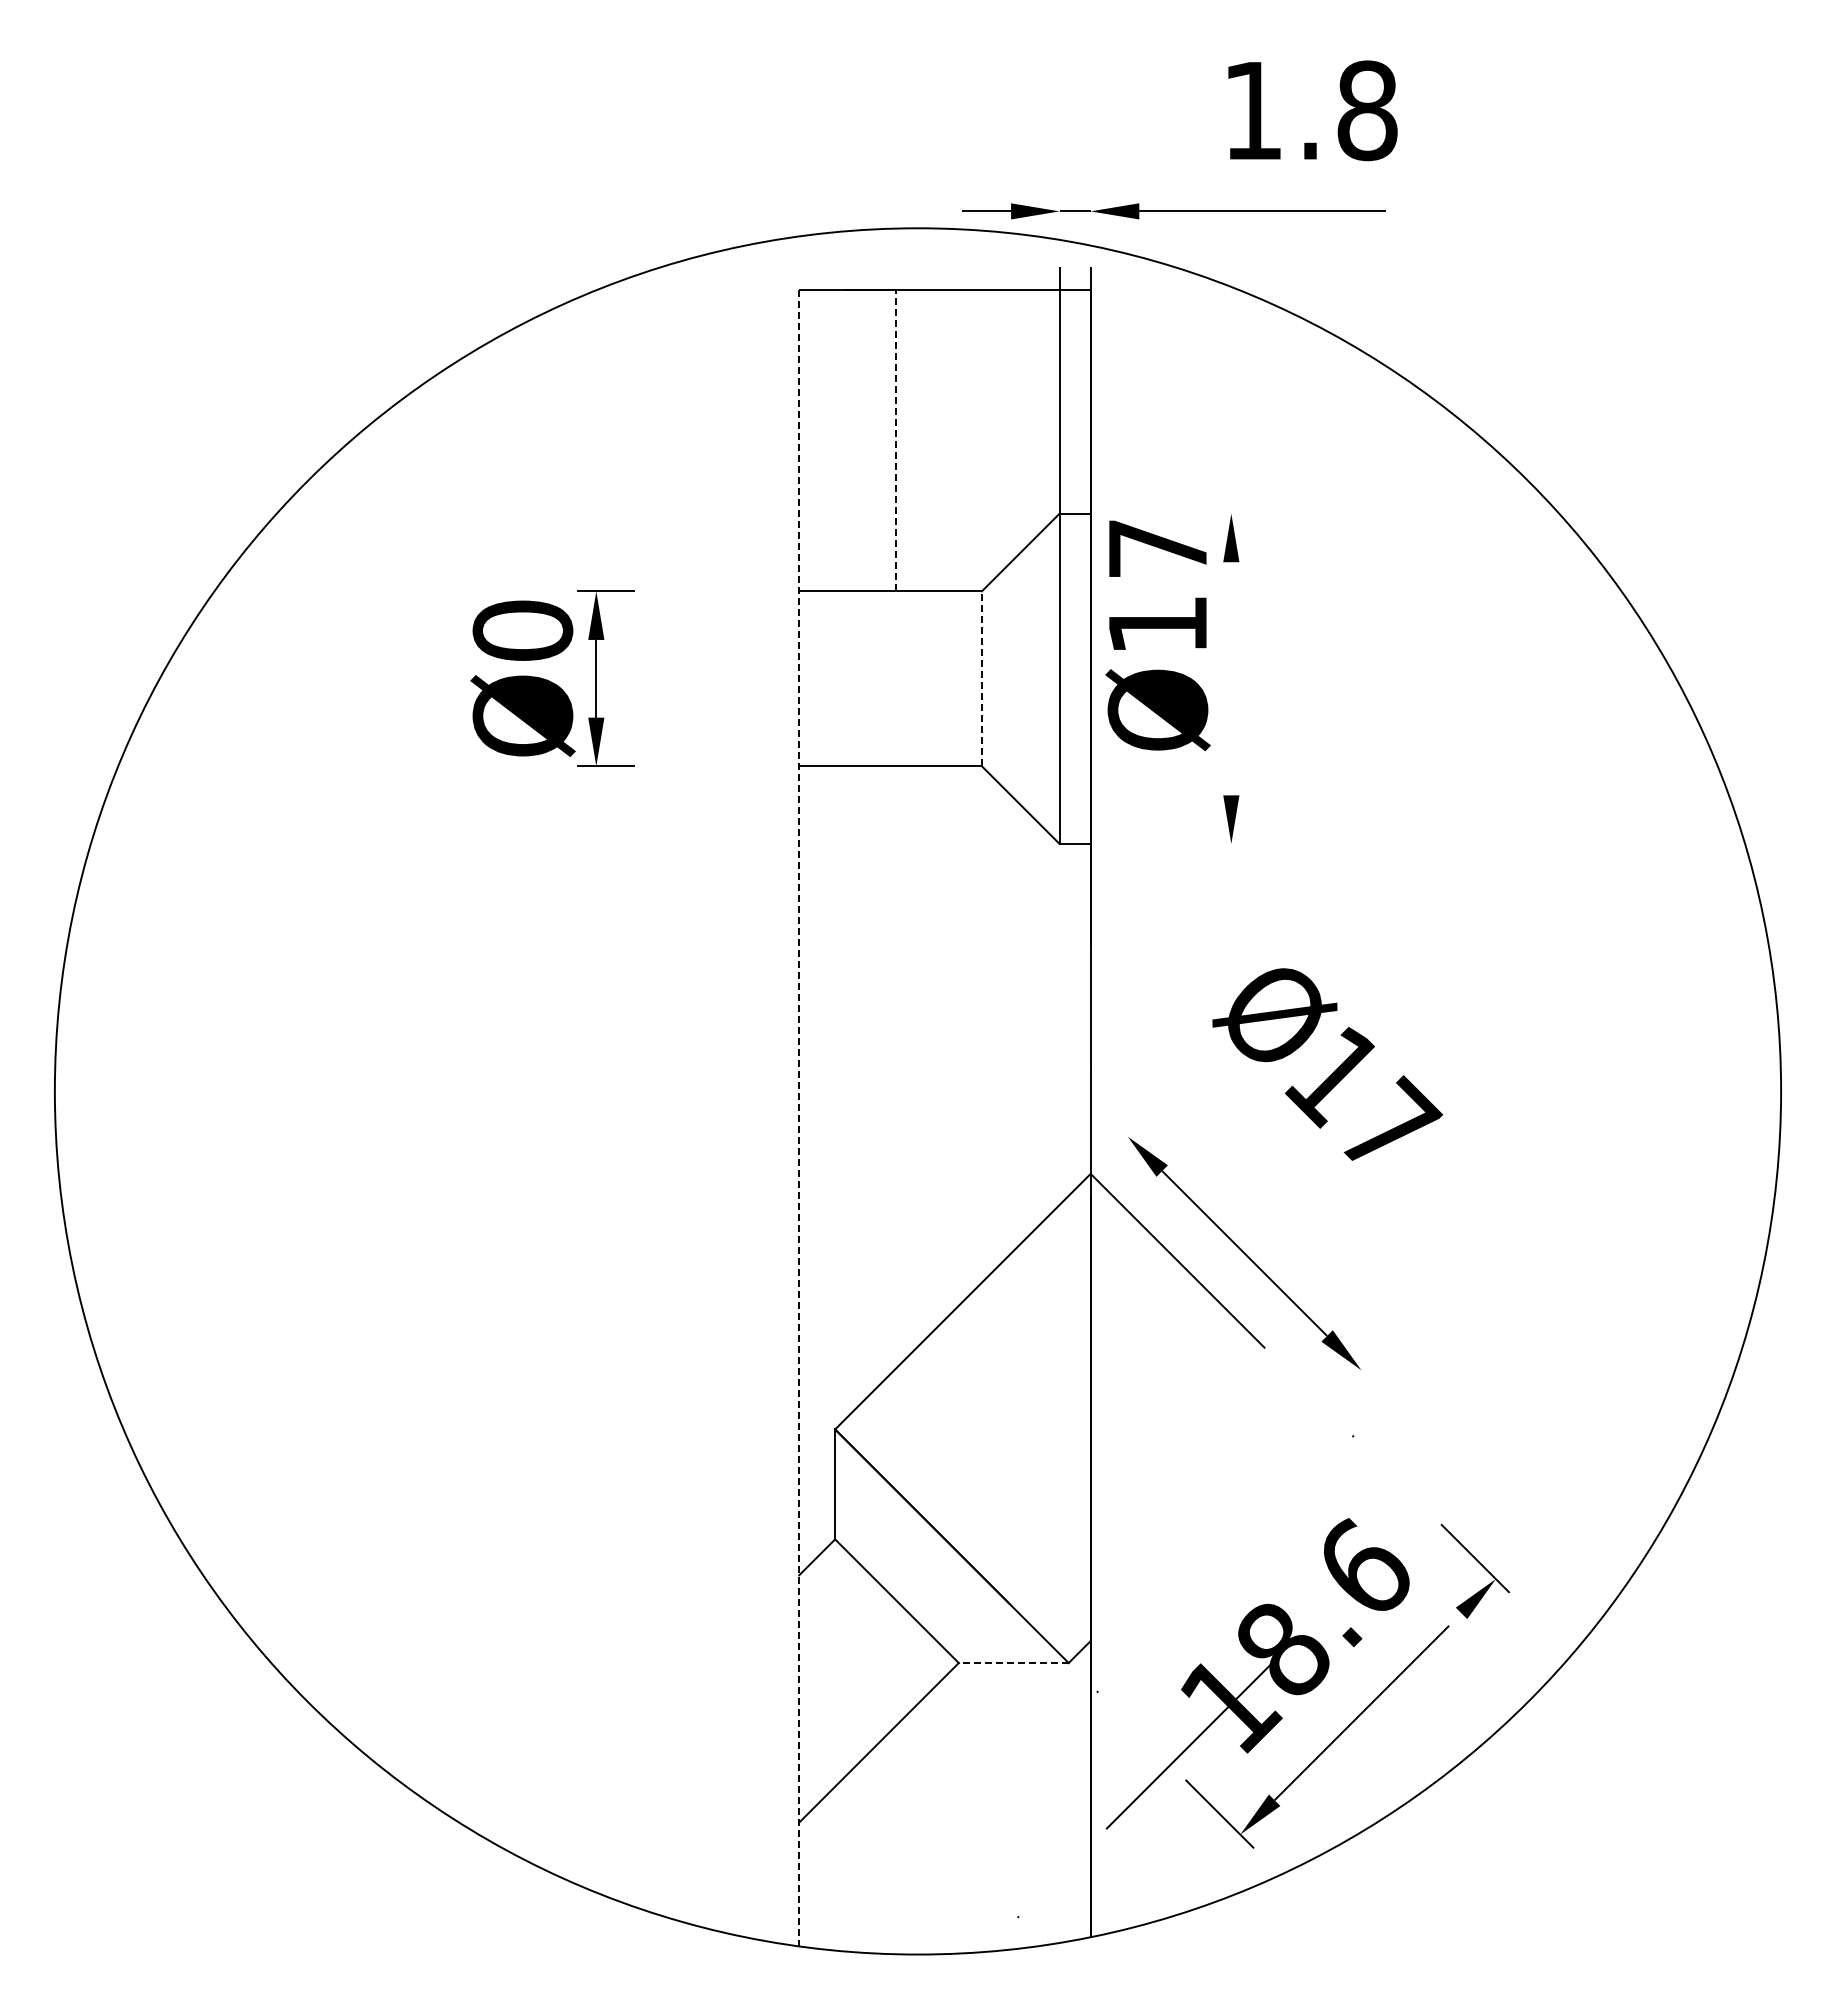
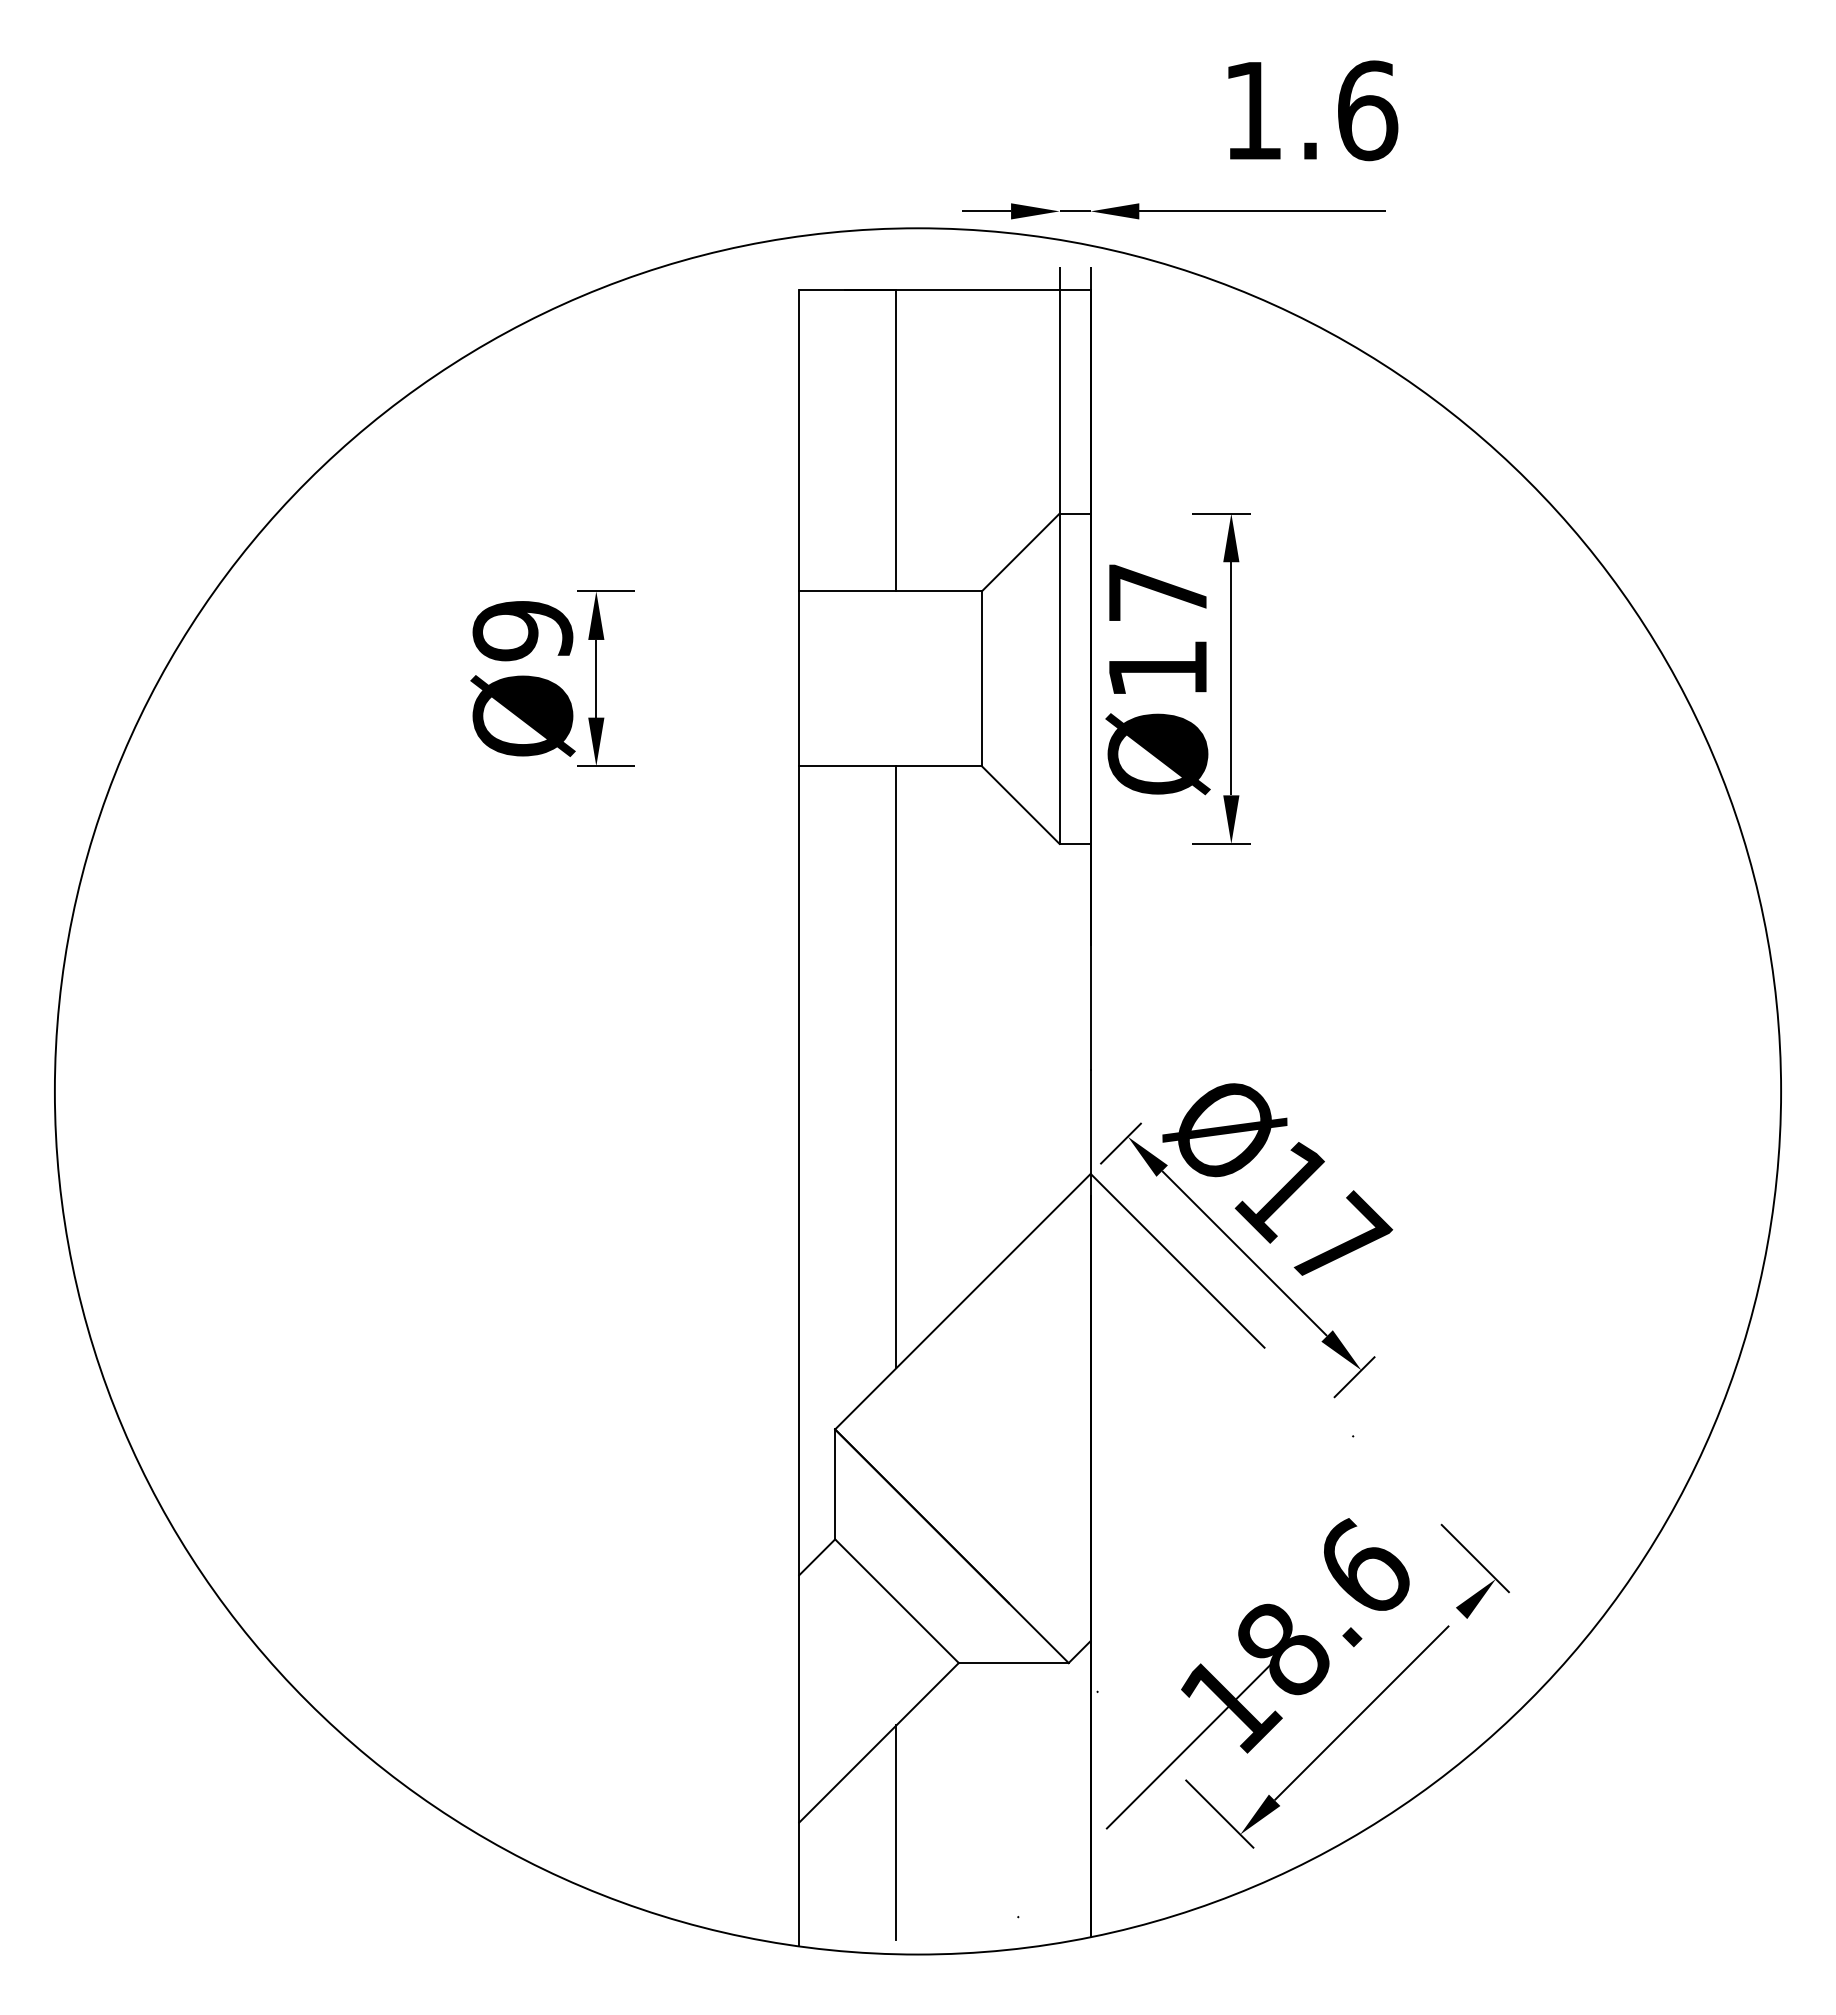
text: 1.8 -> 1.6 (1367, 110)
line: dashed -> solid (896, 440)
line: none -> present (1221, 513)
text: Ø0 -> Ø9 (522, 630)
text position: (1157, 635) -> (1157, 679) (1157, 679)
line: dashed -> solid (981, 678)
line: none -> present (1231, 678)
line: none -> present (1221, 843)
text position: (1327, 1064) -> (1277, 1179) (1277, 1179)
line: none -> present (896, 1067)
line: dashed -> solid (799, 1118)
line: none -> present (1120, 1143)
line: none -> present (1354, 1376)
line: dashed -> solid (1013, 1663)
line: none -> present (896, 1832)
